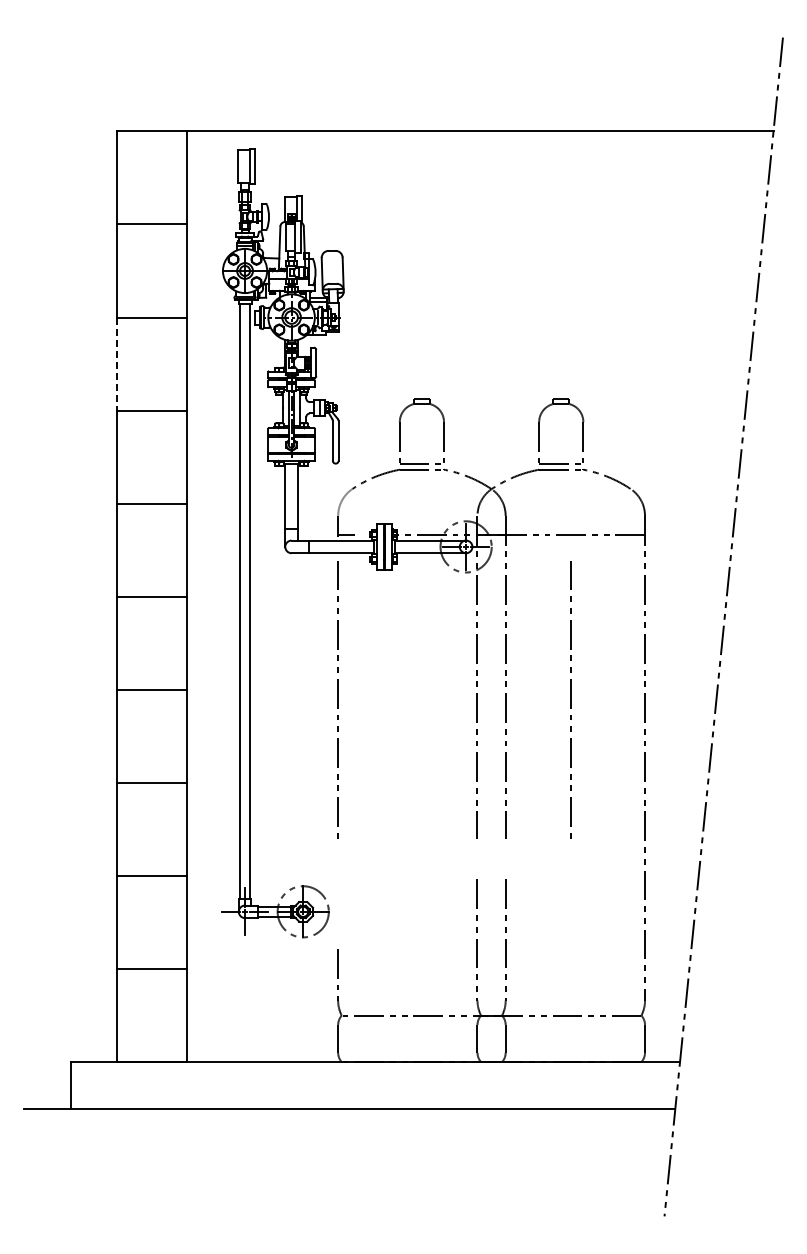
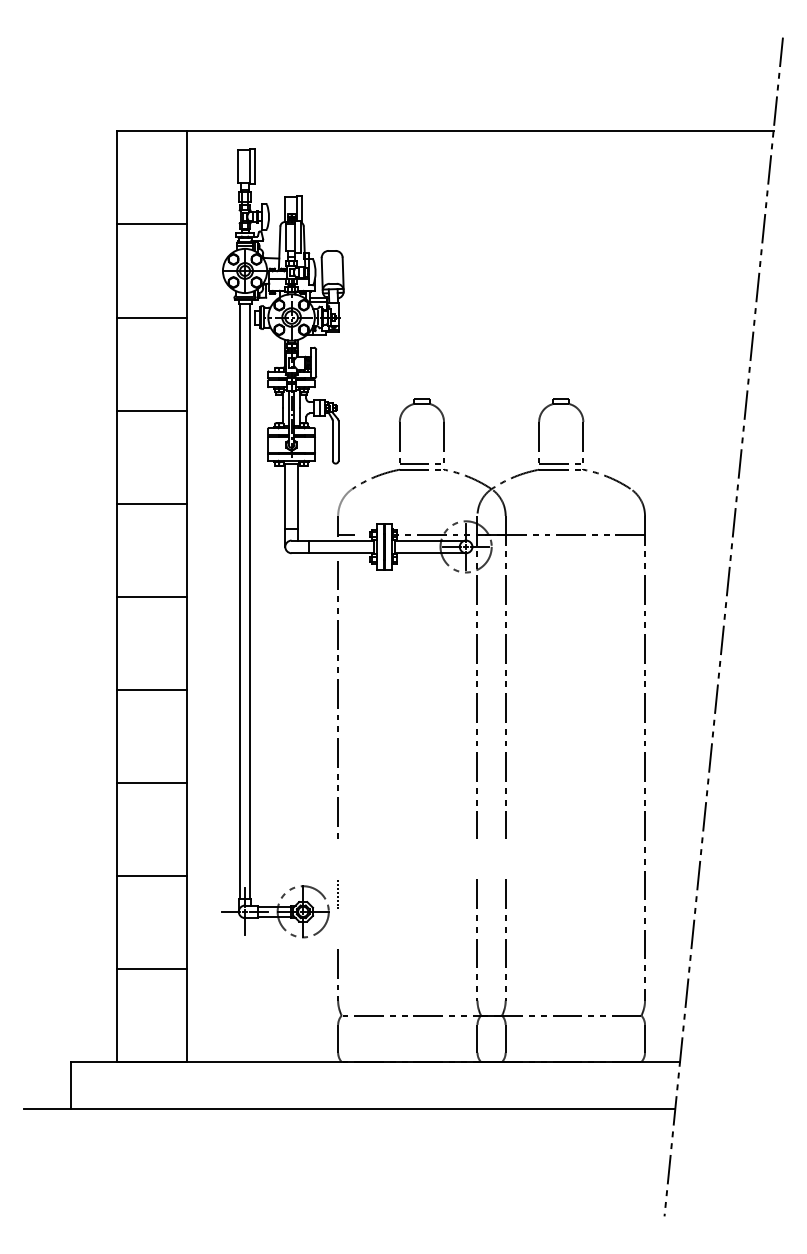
line: dashed -> solid (117, 364)
line: present -> none (570, 699)
line: none -> present (338, 895)
